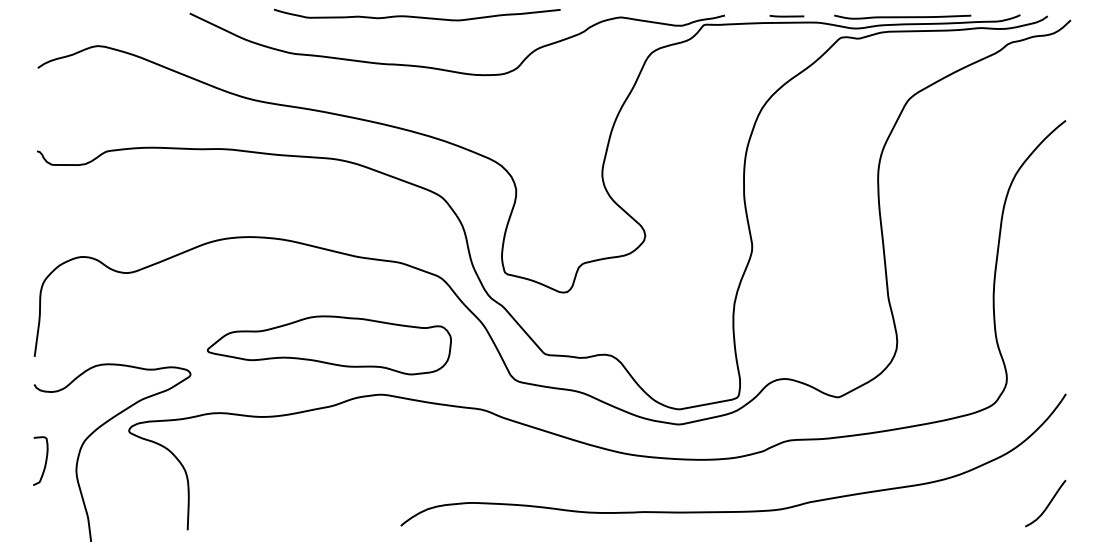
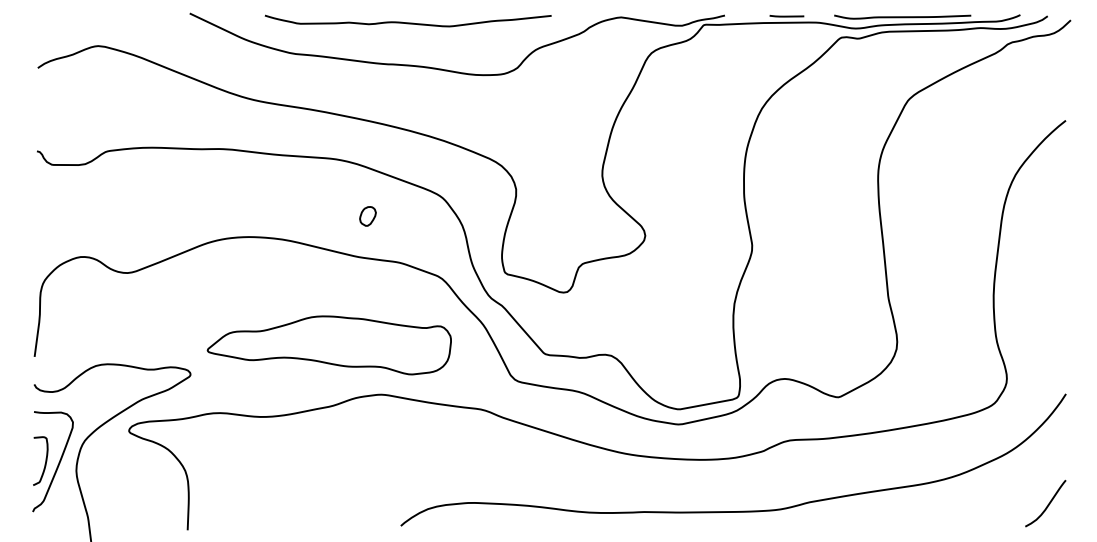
curve position: (416, 16) -> (407, 22) (407, 22)
part: none -> present (367, 216)
curve: none -> present (57, 464)
